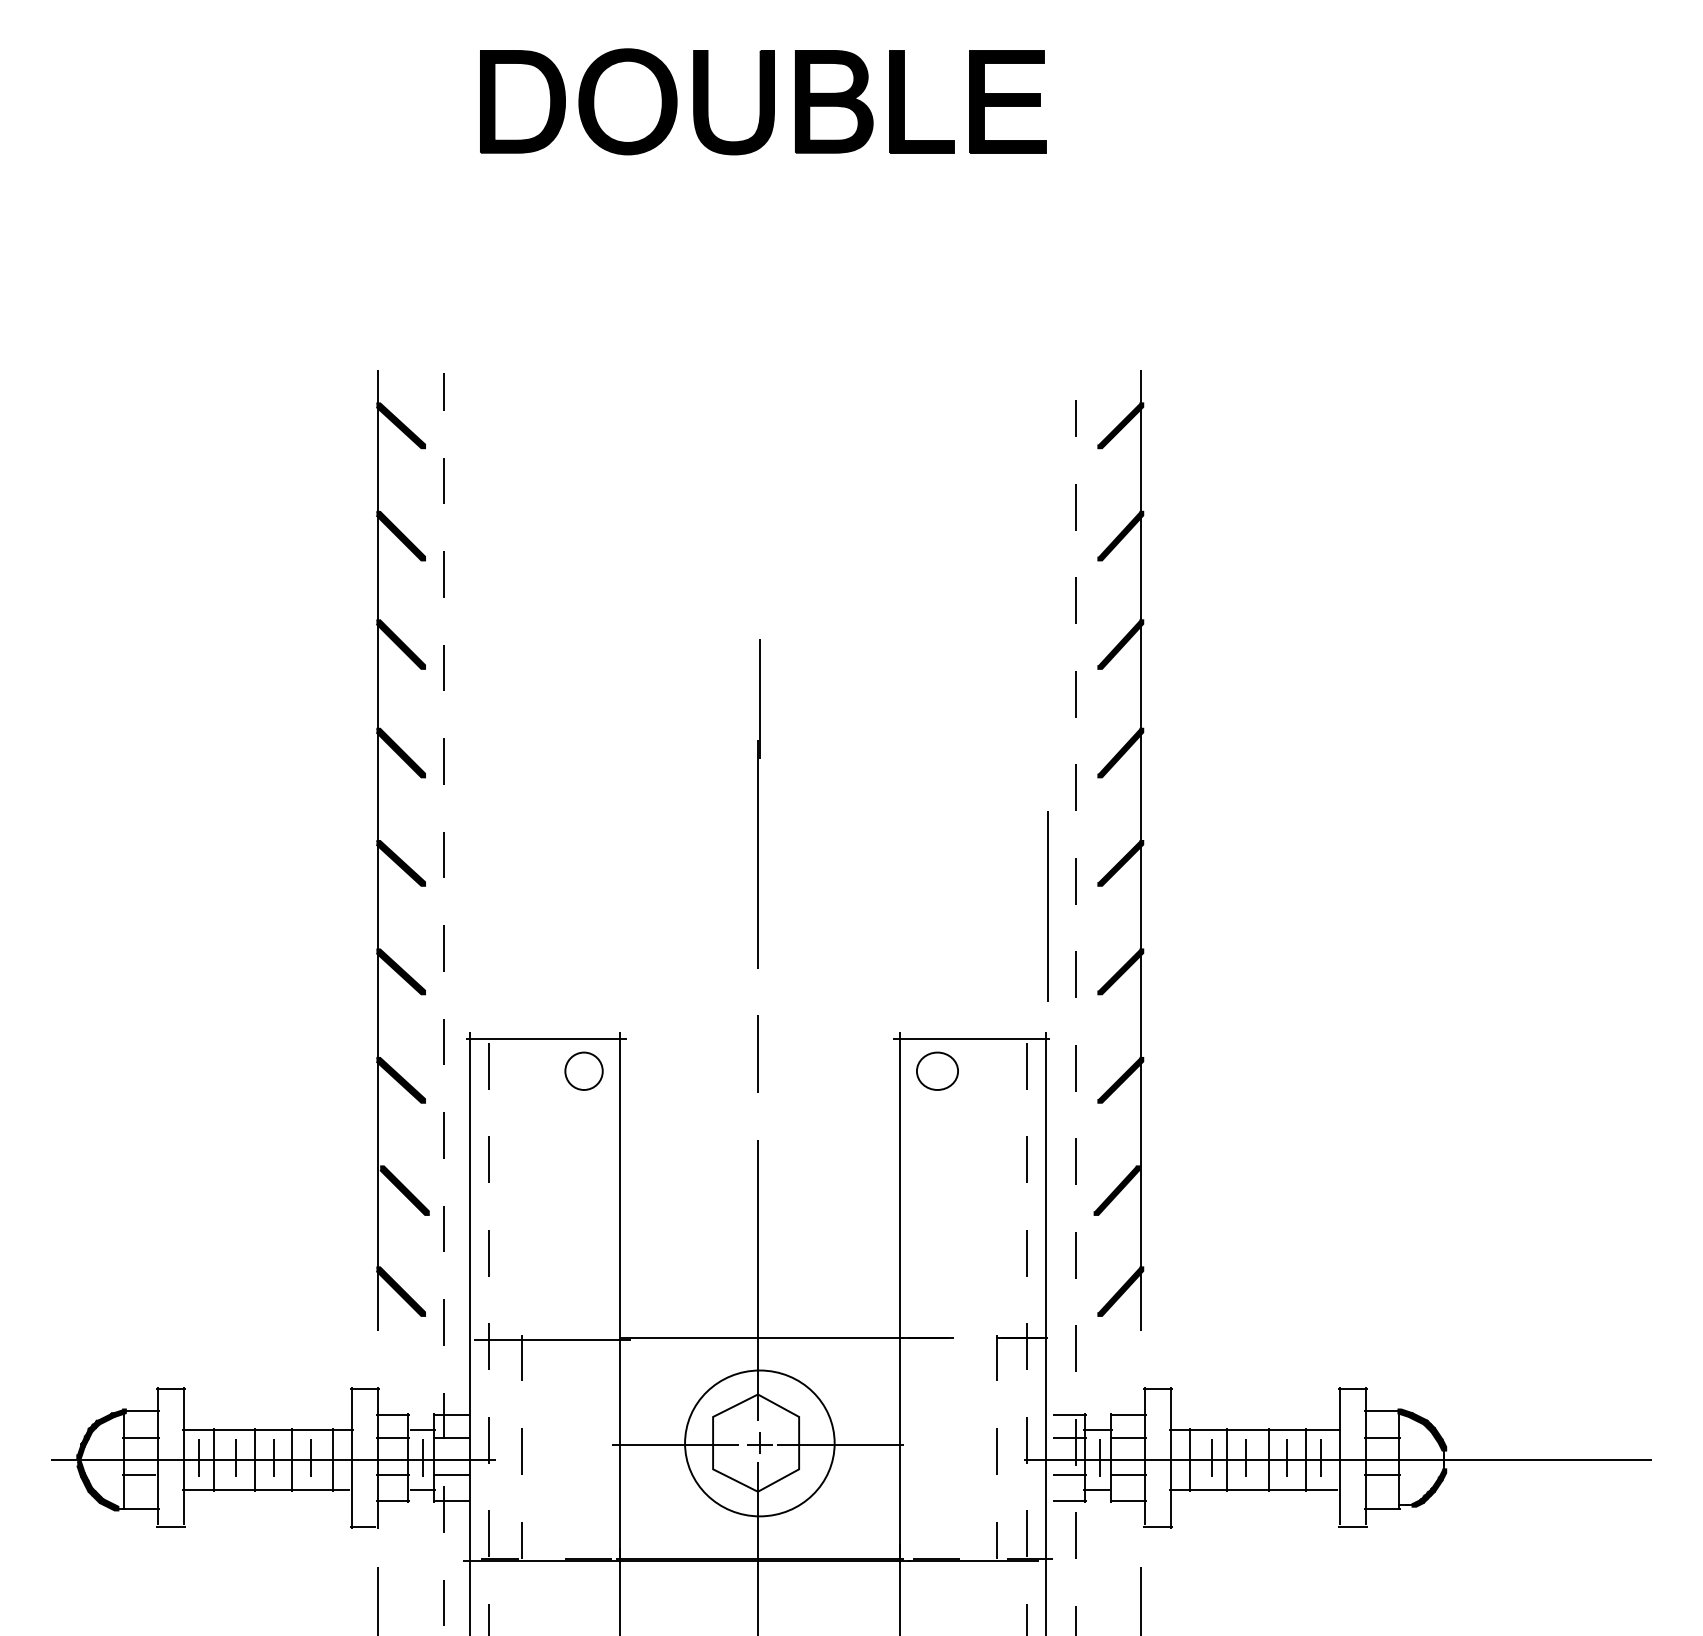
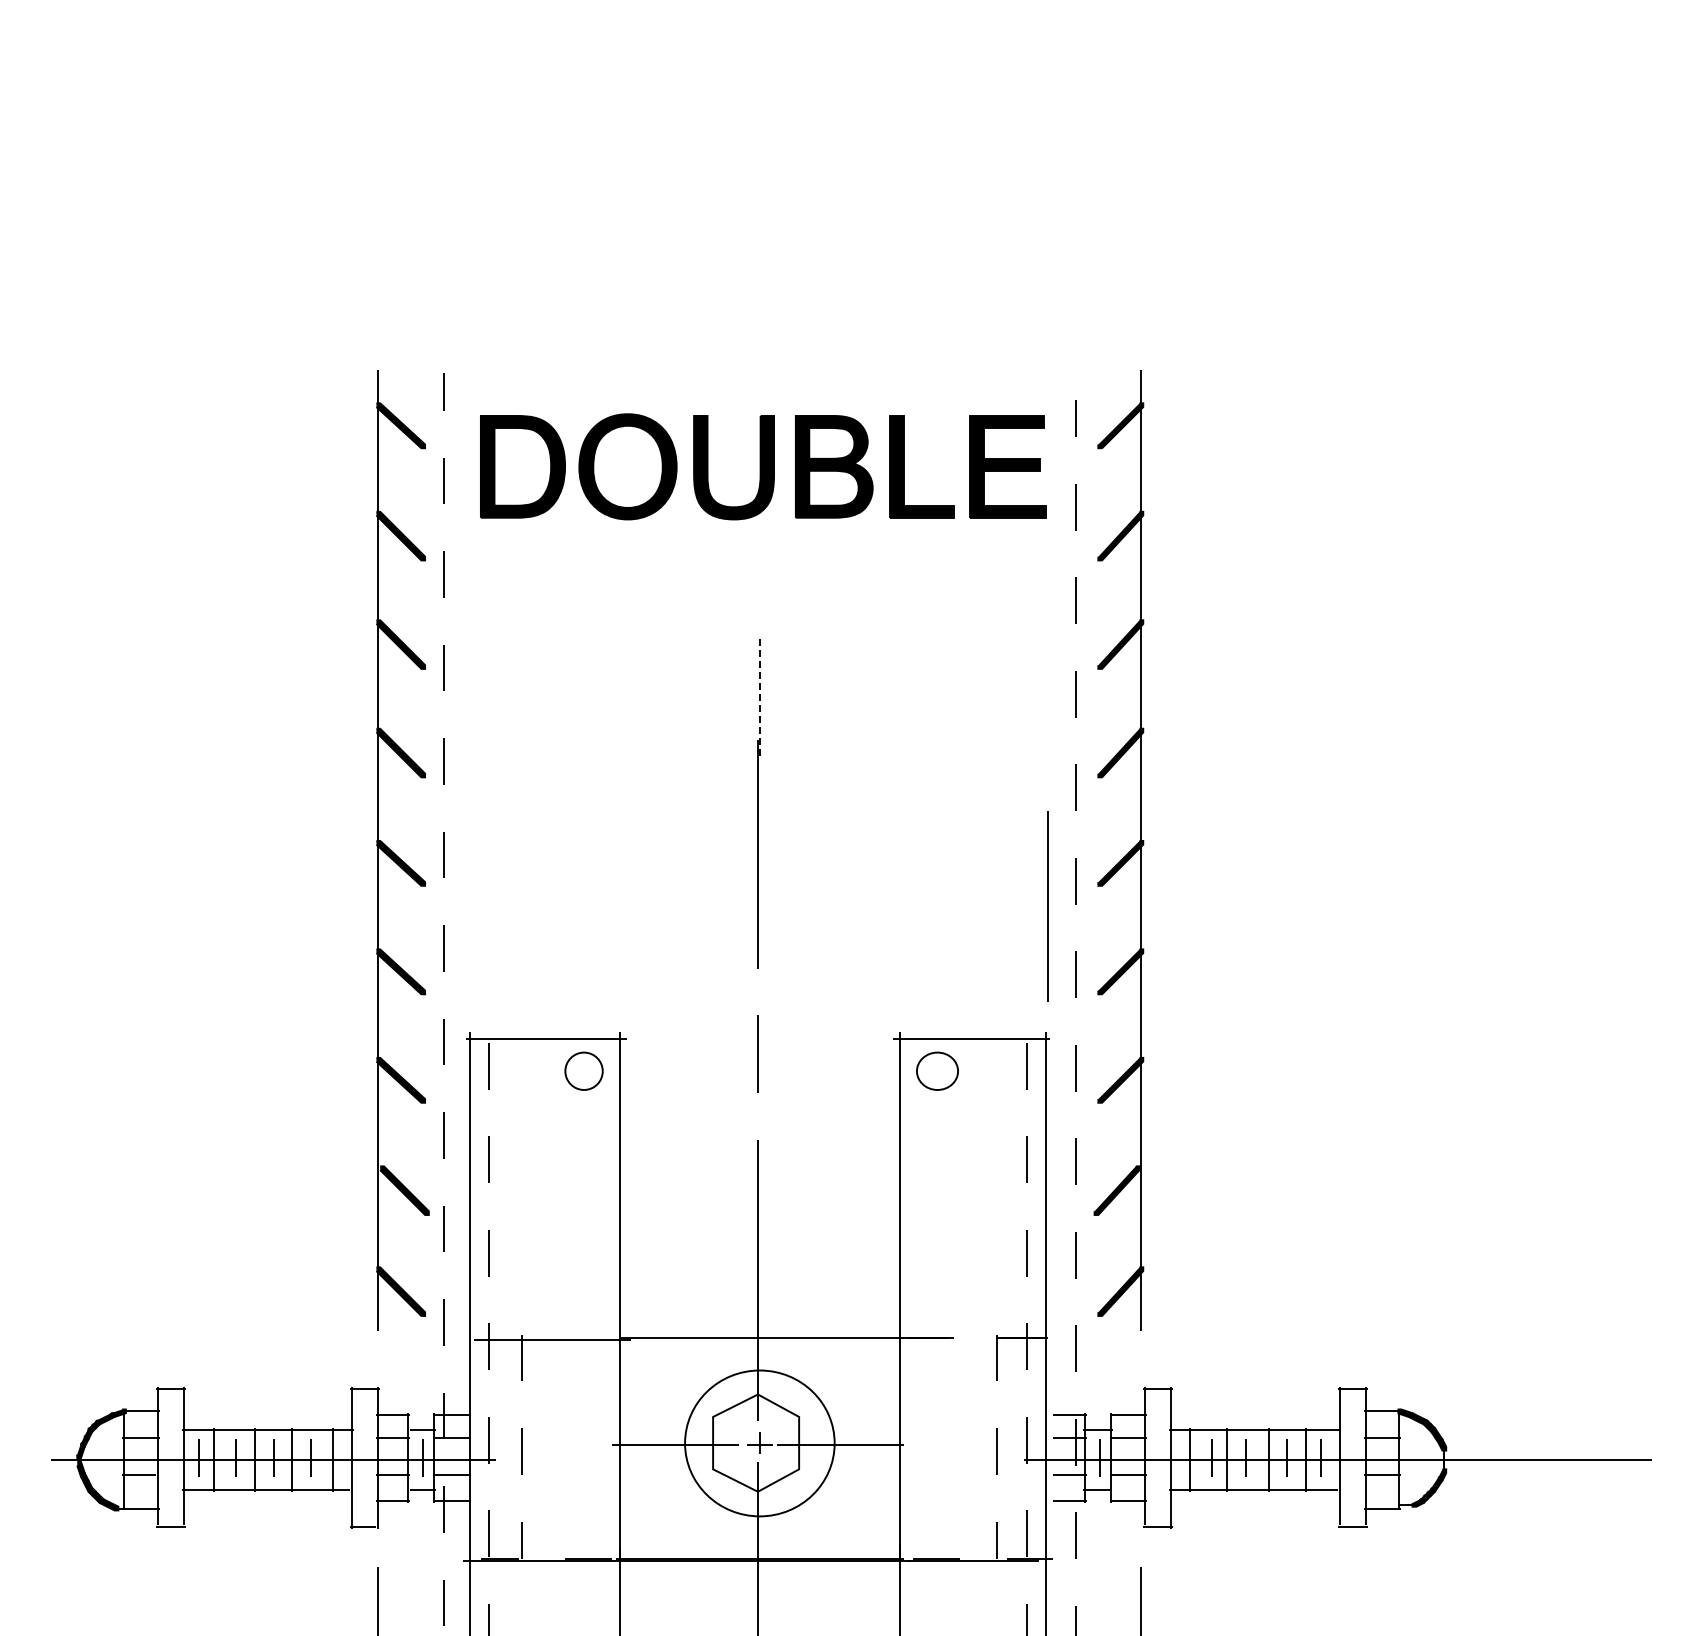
part position: (763, 101) -> (763, 466) (763, 466)
line: solid -> dashed (759, 698)
